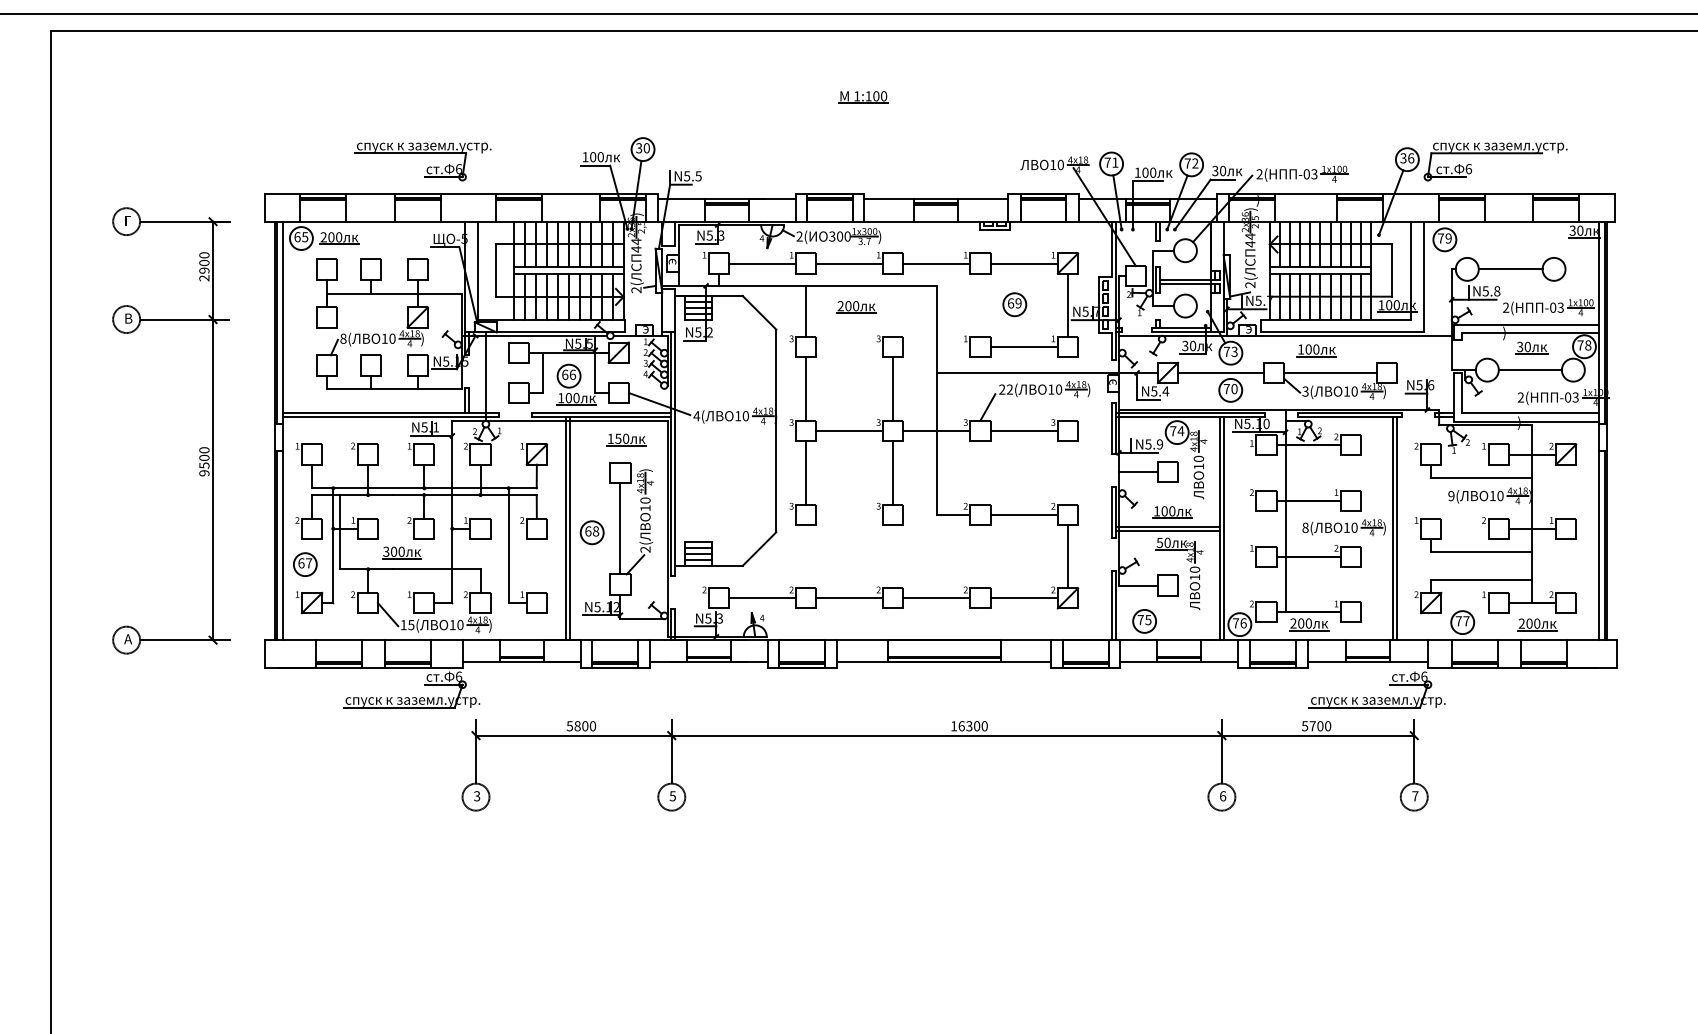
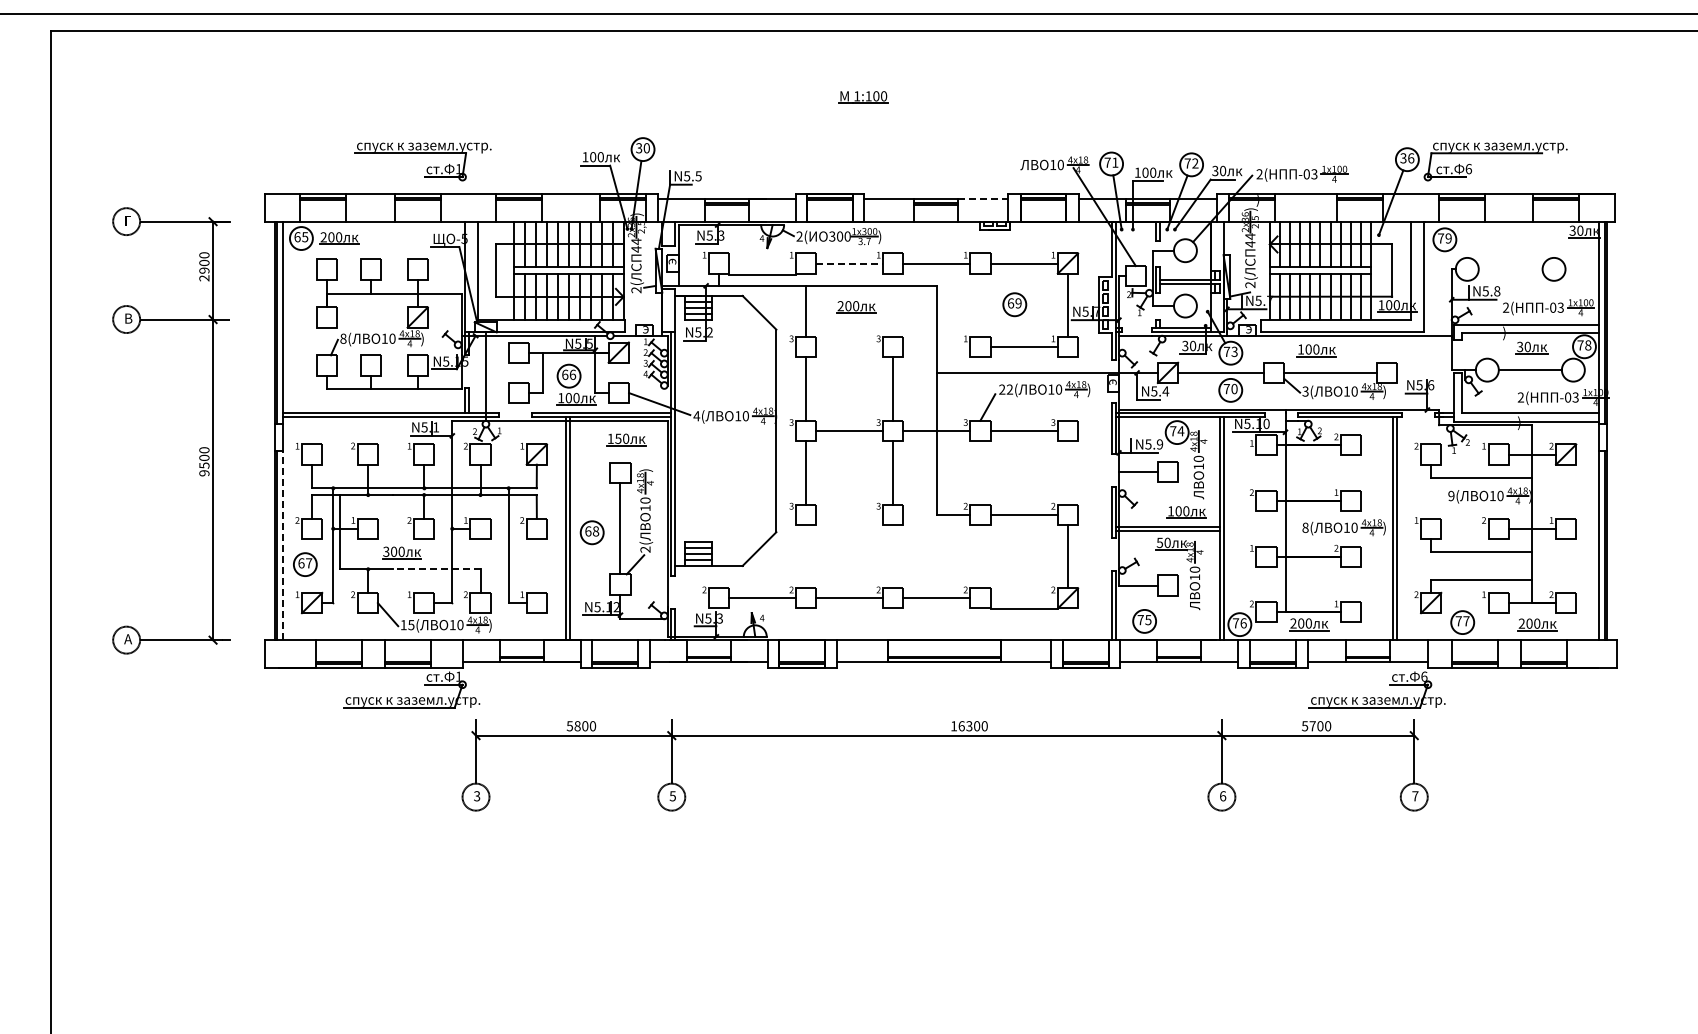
text: 6 -> 1 (459, 169)
line: solid -> dashed (983, 199)
line position: (762, 263) -> (762, 274) (762, 274)
line: solid -> dashed (850, 263)
line: present -> none (1510, 269)
part position: (1172, 512) -> (1186, 512) (1186, 512)
line: solid -> dashed (283, 545)
line: solid -> dashed (436, 569)
line position: (1023, 598) -> (1023, 609) (1023, 609)
text: 6 -> 1 (459, 676)
